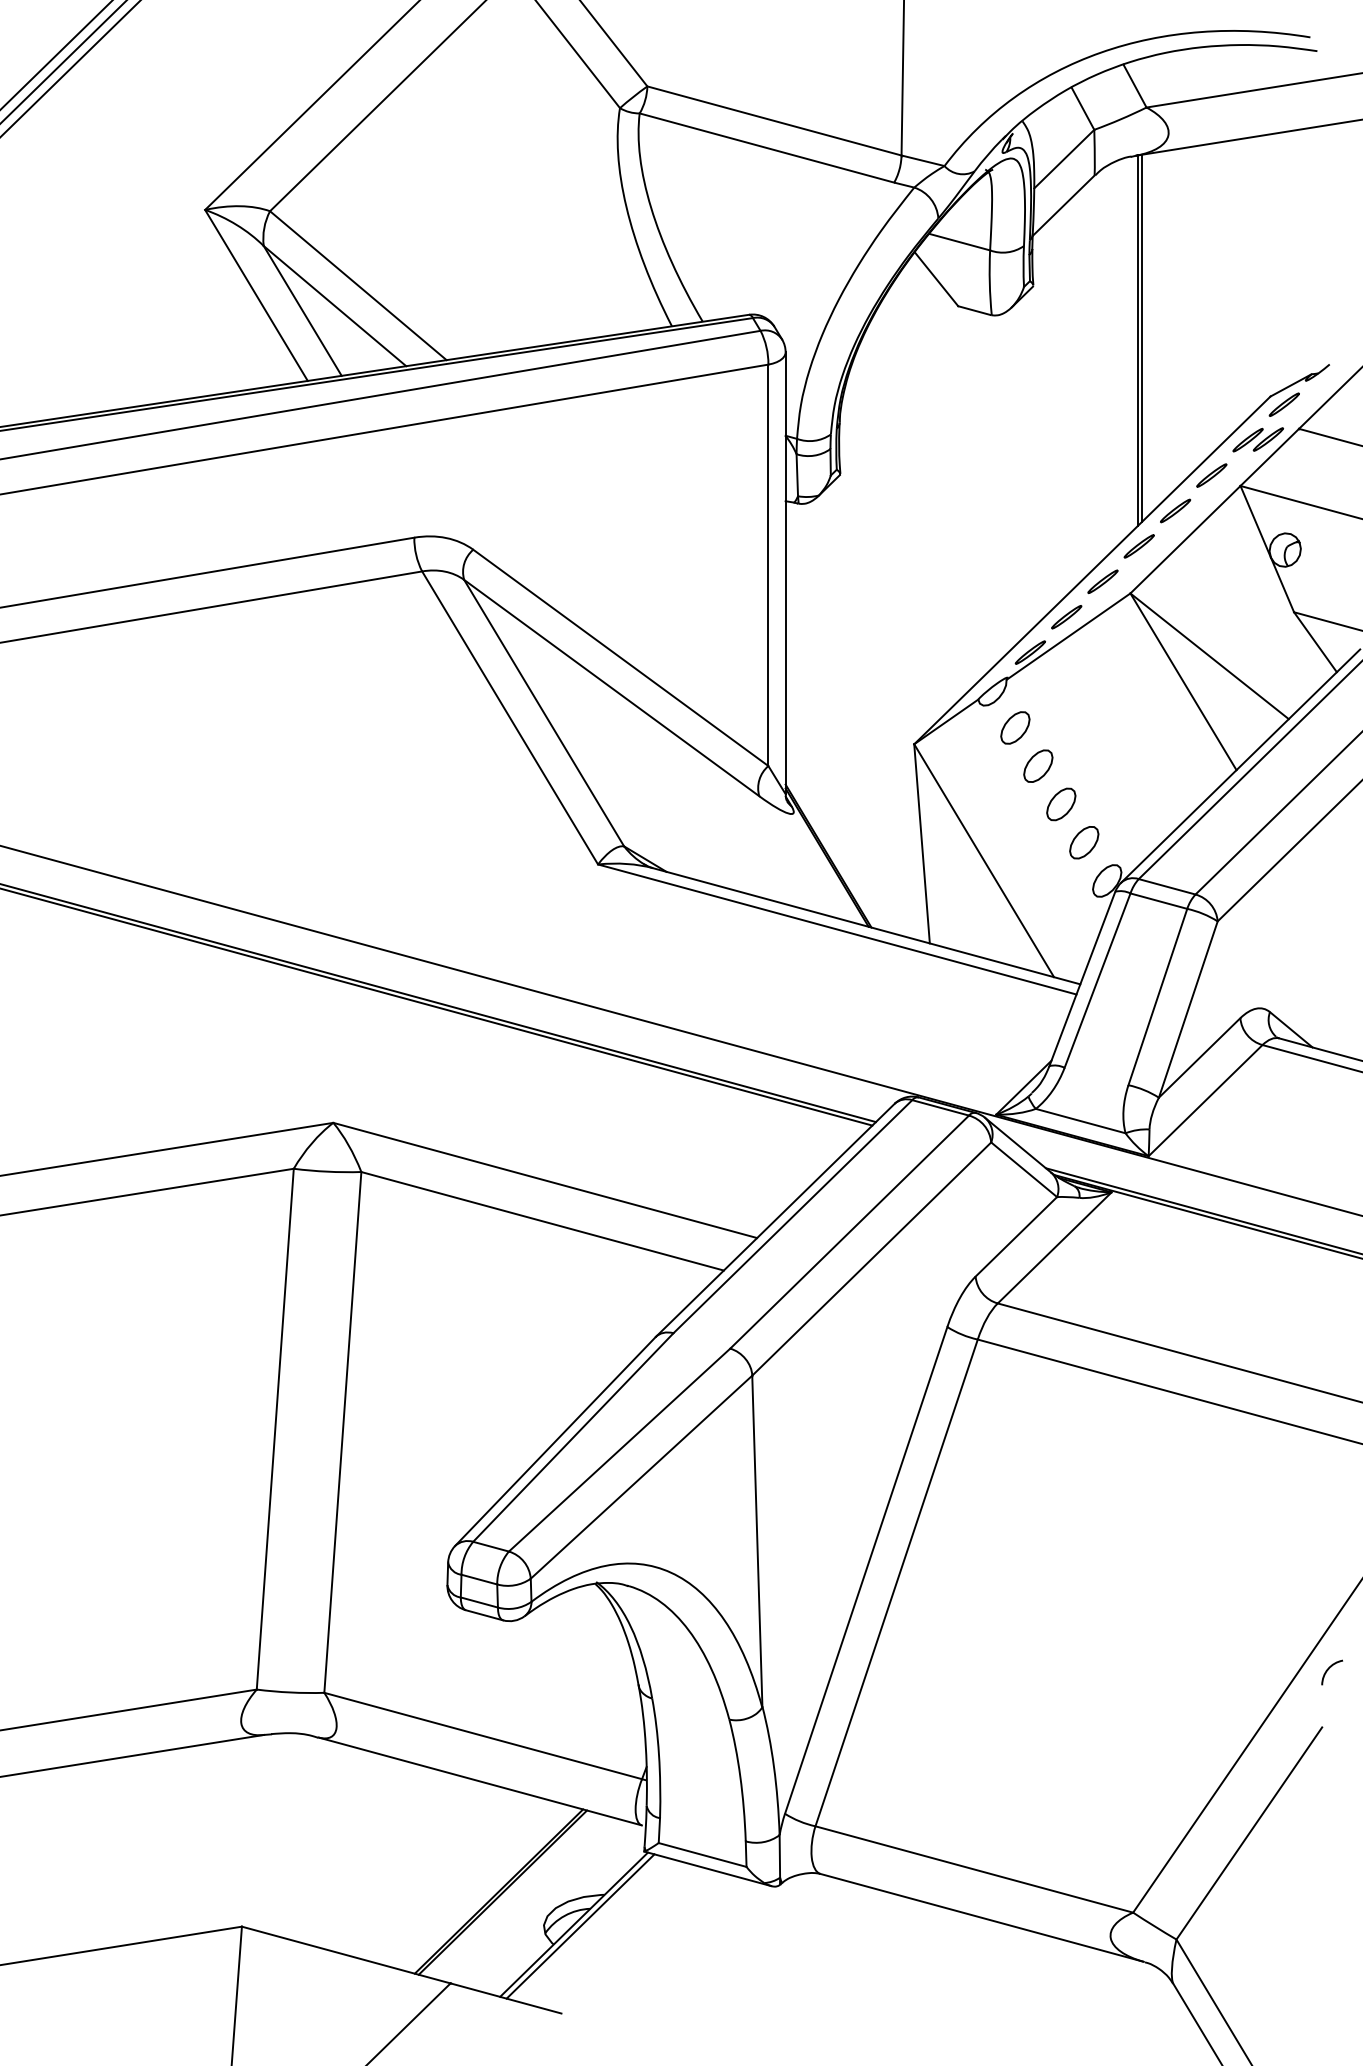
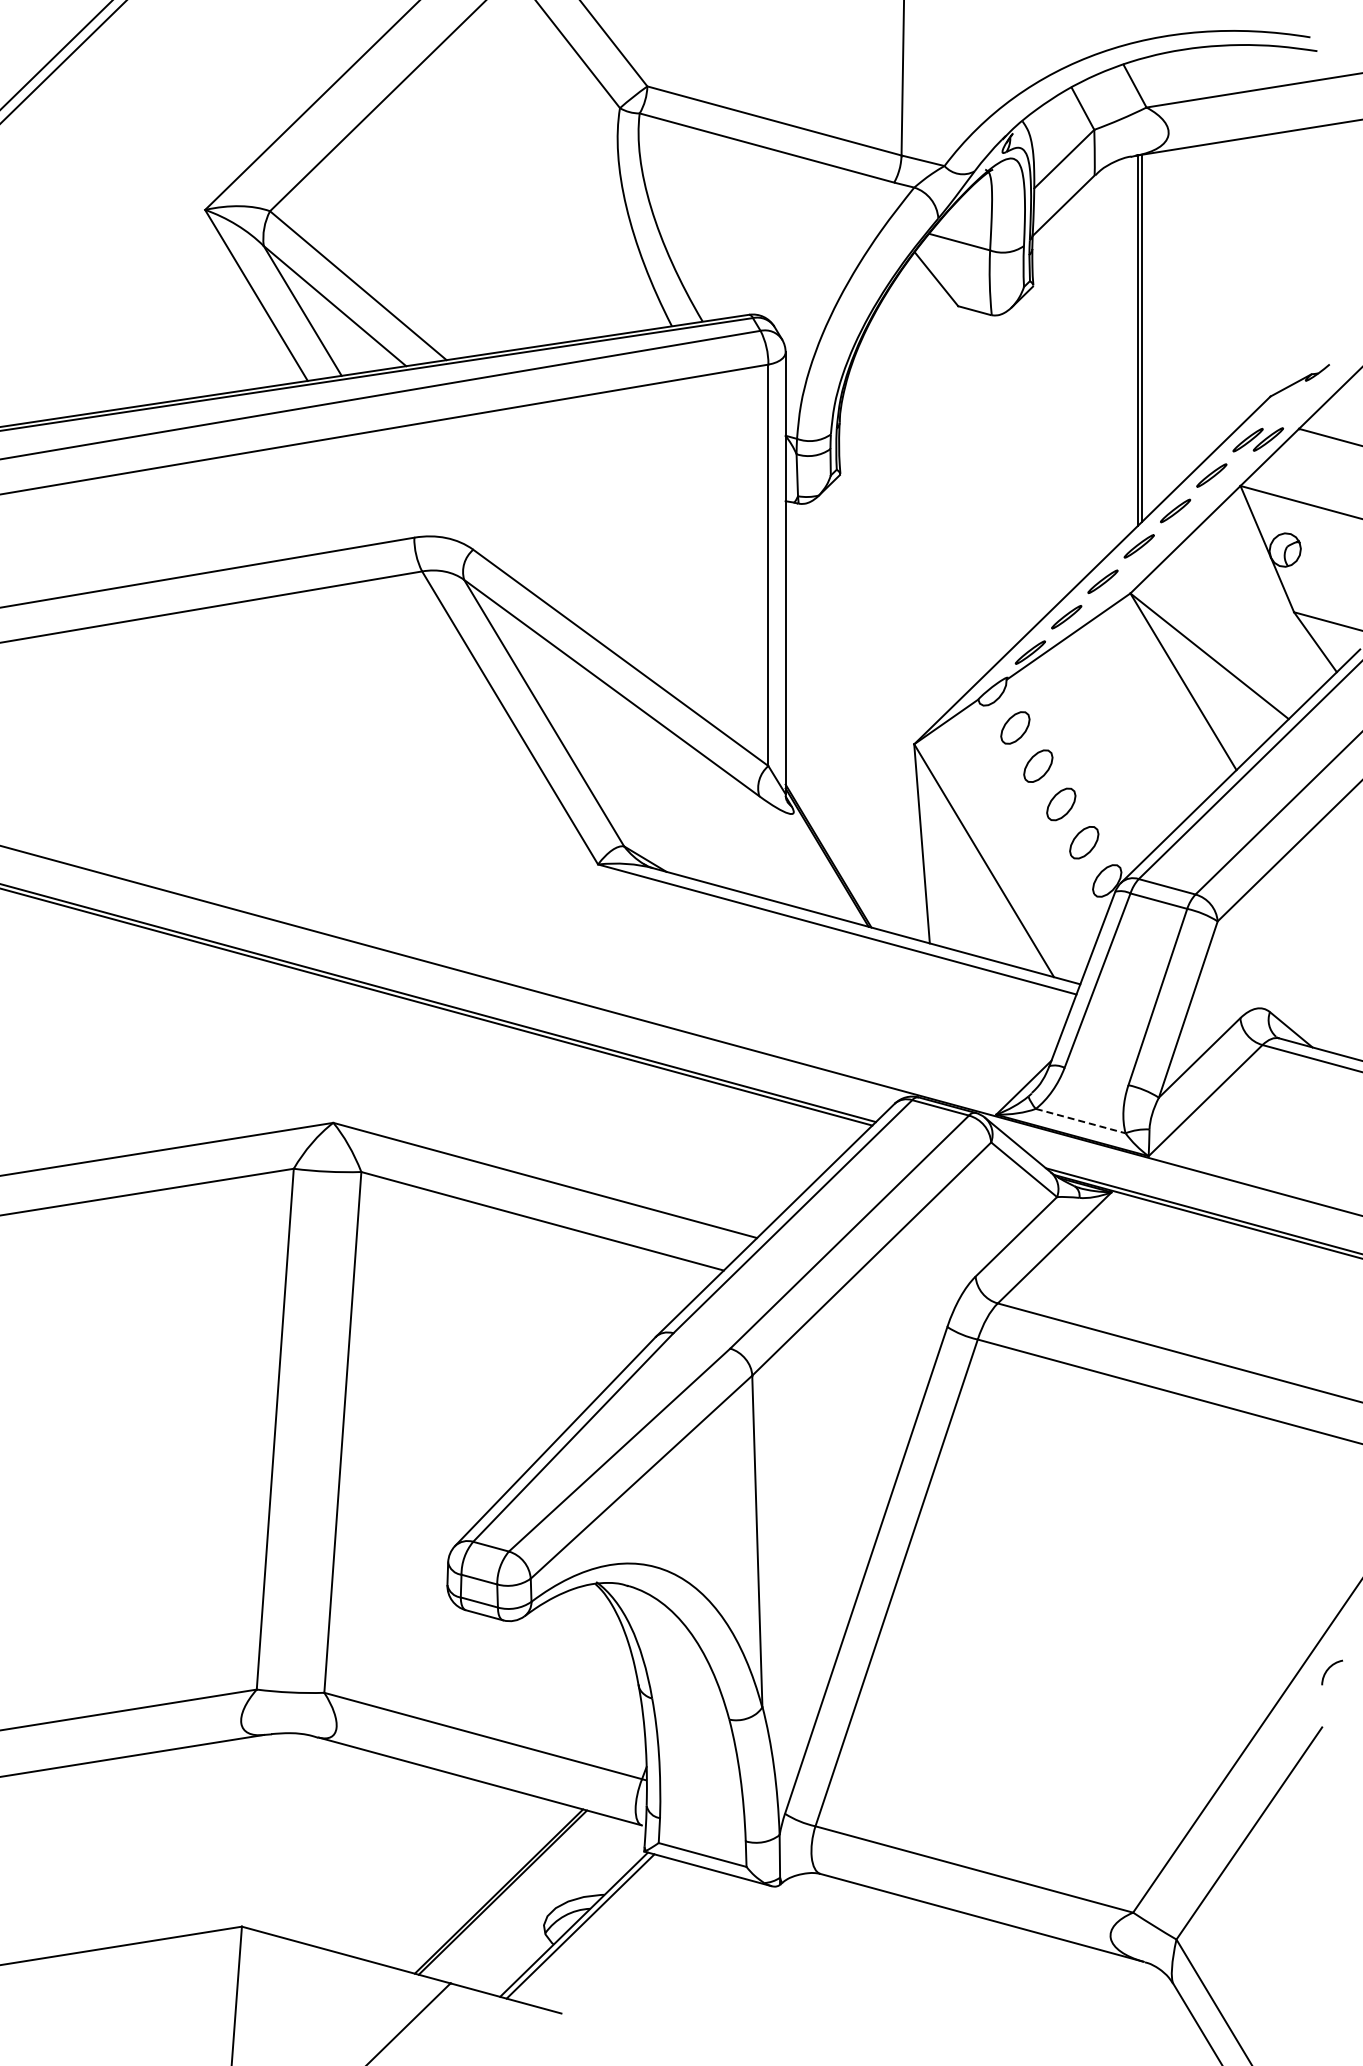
line: present -> none (70, 68)
part: present -> none (1283, 404)
line: solid -> dashed (1080, 1121)
